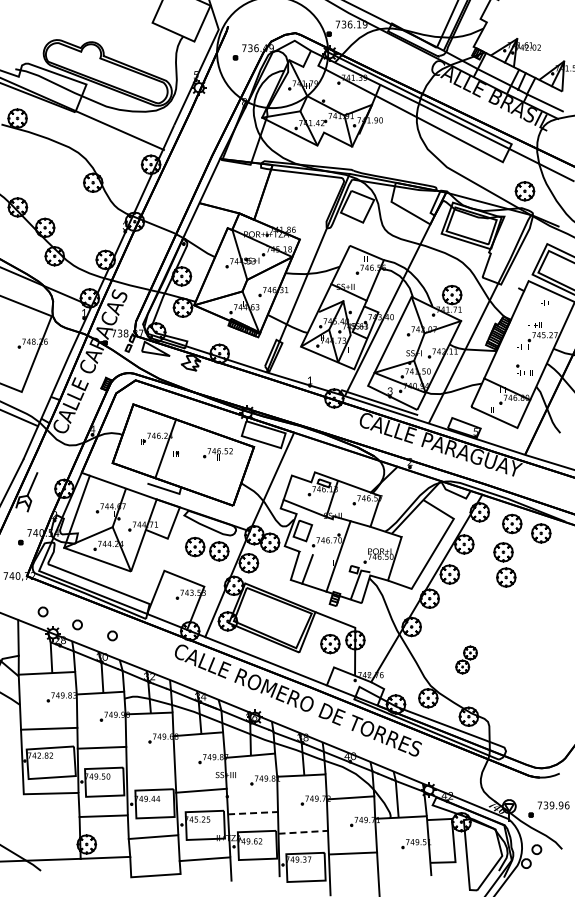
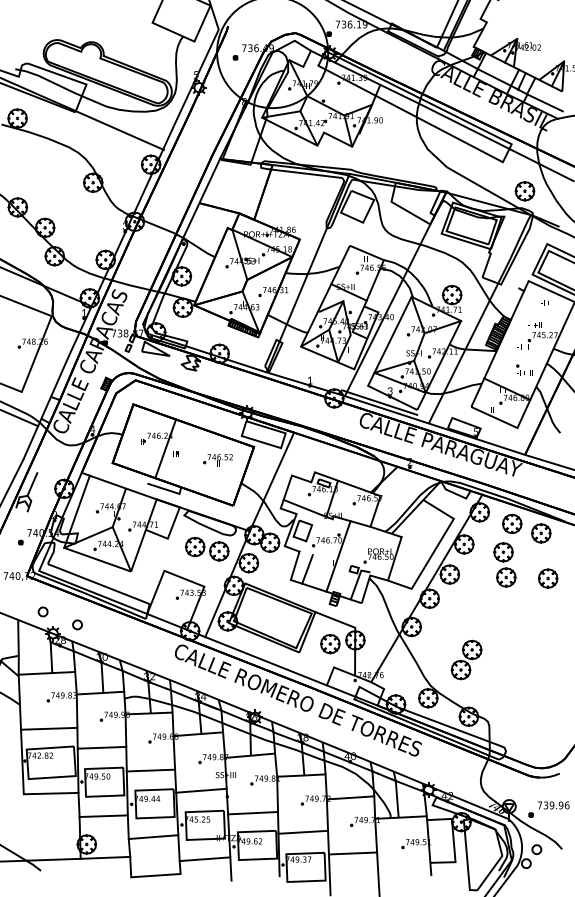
part position: (217, 454) -> (217, 460) (217, 460)
part: none -> present (547, 578)
part: present -> none (112, 635)
part size: 23x30 px -> 33x42 px (466, 659)
line: none -> present (150, 770)
line: dashed -> solid (253, 813)
line: dashed -> solid (303, 832)
